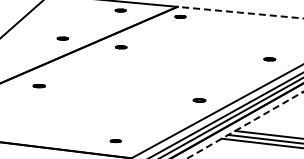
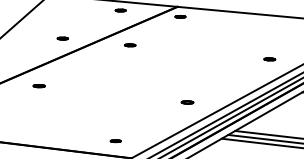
line: dashed -> solid (240, 12)
part position: (121, 47) -> (130, 45) (130, 45)
part position: (199, 100) -> (187, 102) (187, 102)
line: dashed -> solid (244, 125)
